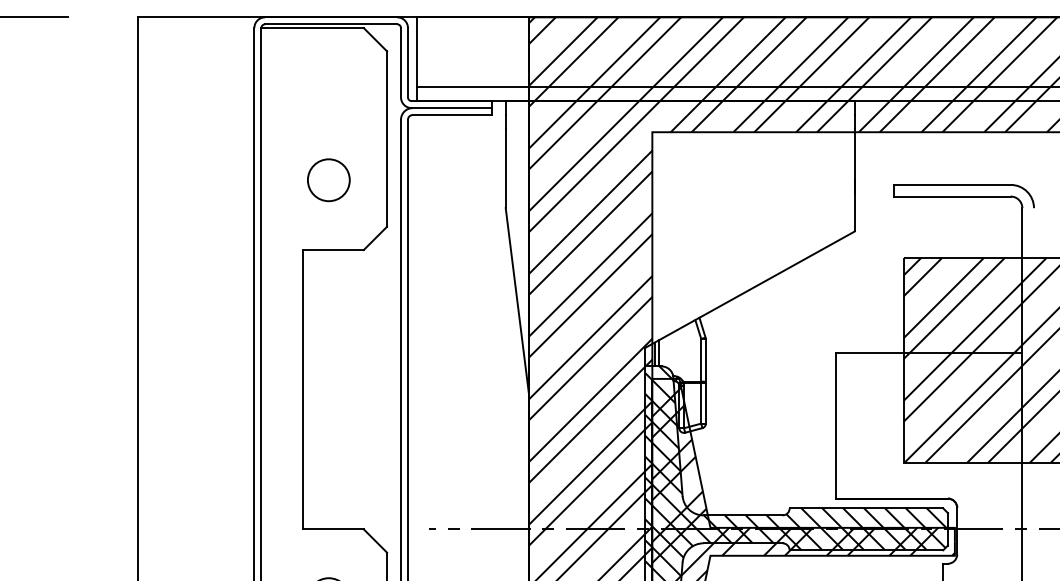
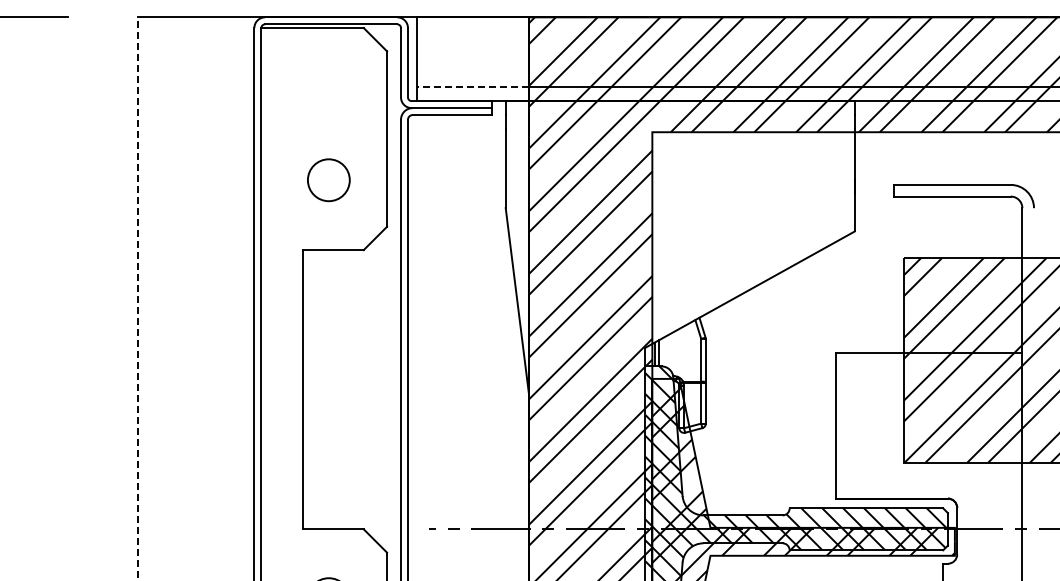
line: solid -> dashed (473, 87)
line: solid -> dashed (138, 299)
